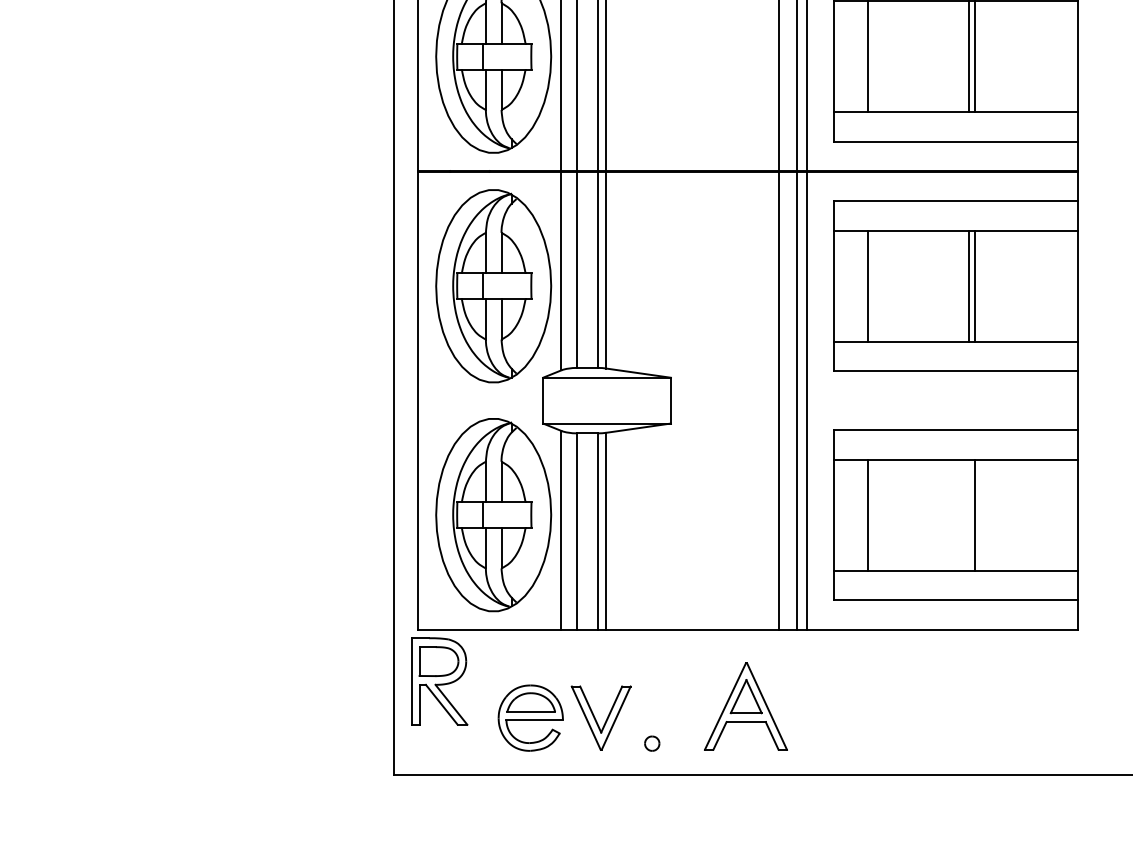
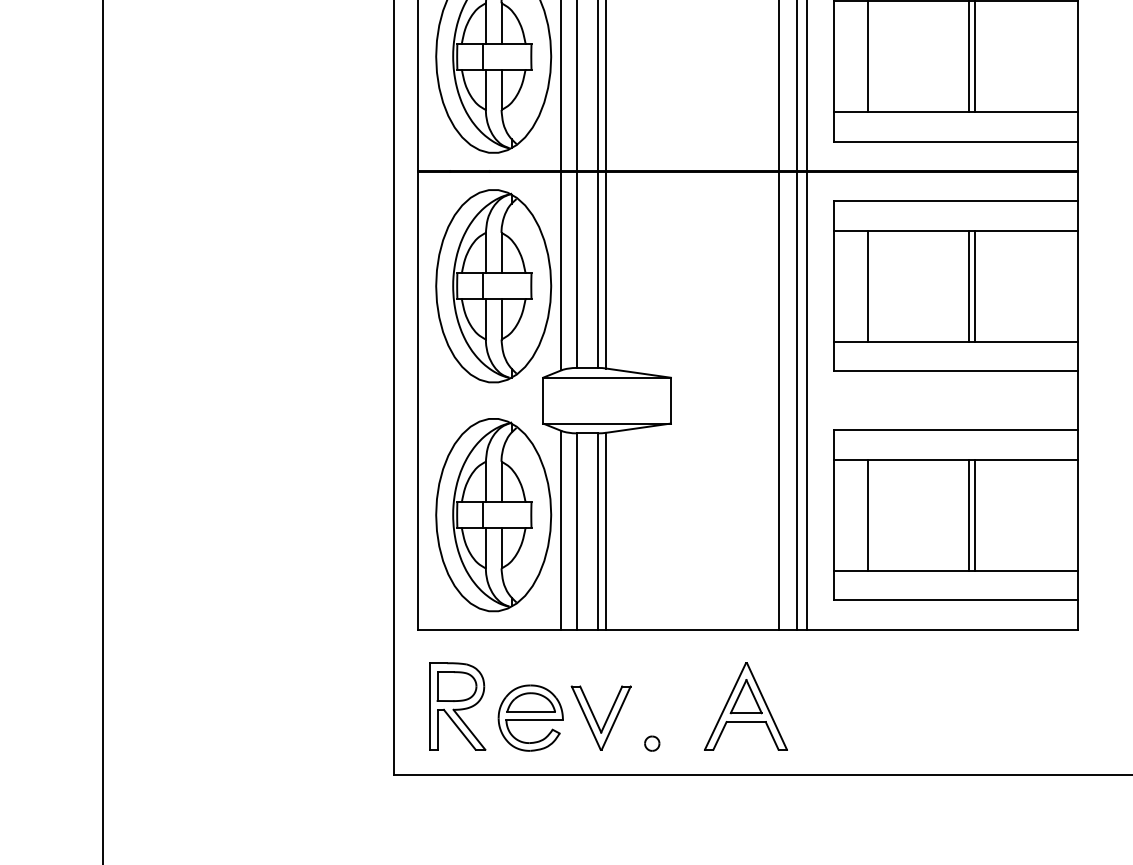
line: none -> present (102, 431)
line: none -> present (968, 514)
part position: (439, 681) -> (457, 706) (457, 706)
